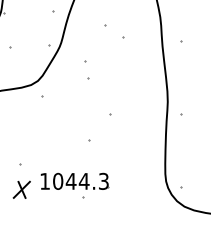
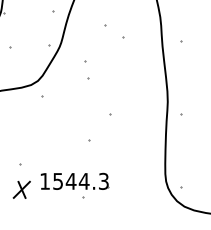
text: 1044.3 -> 1544.3 (58, 180)
